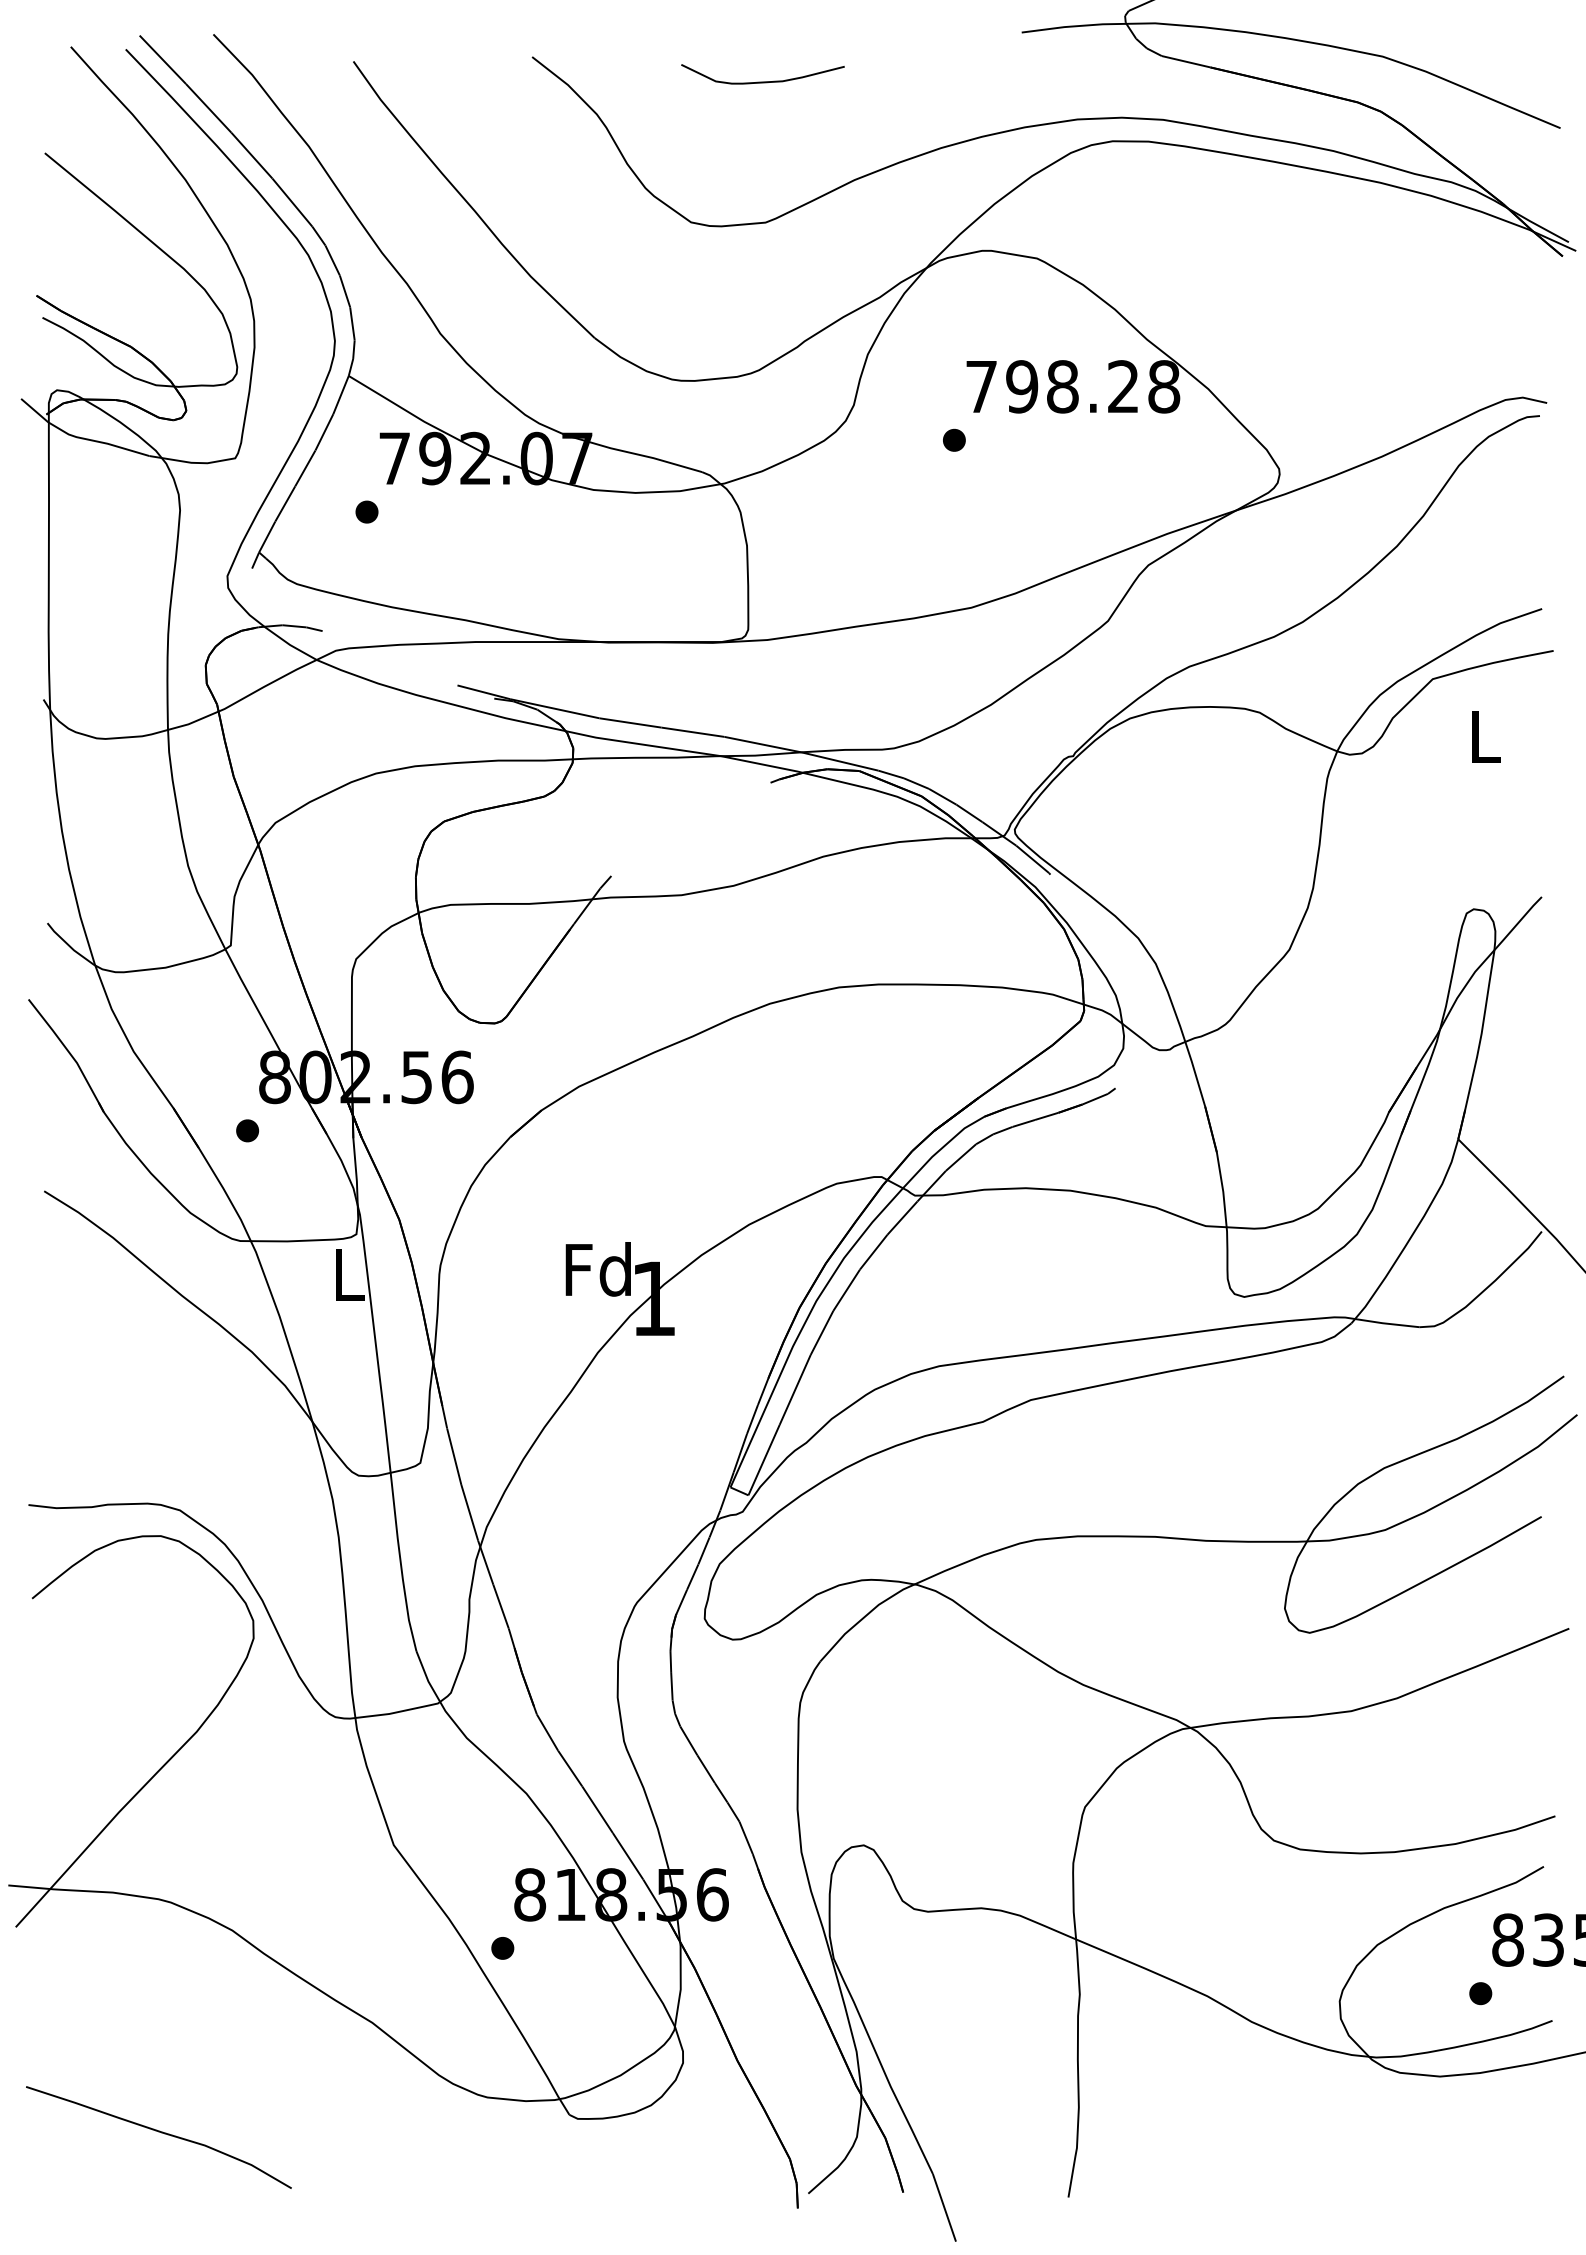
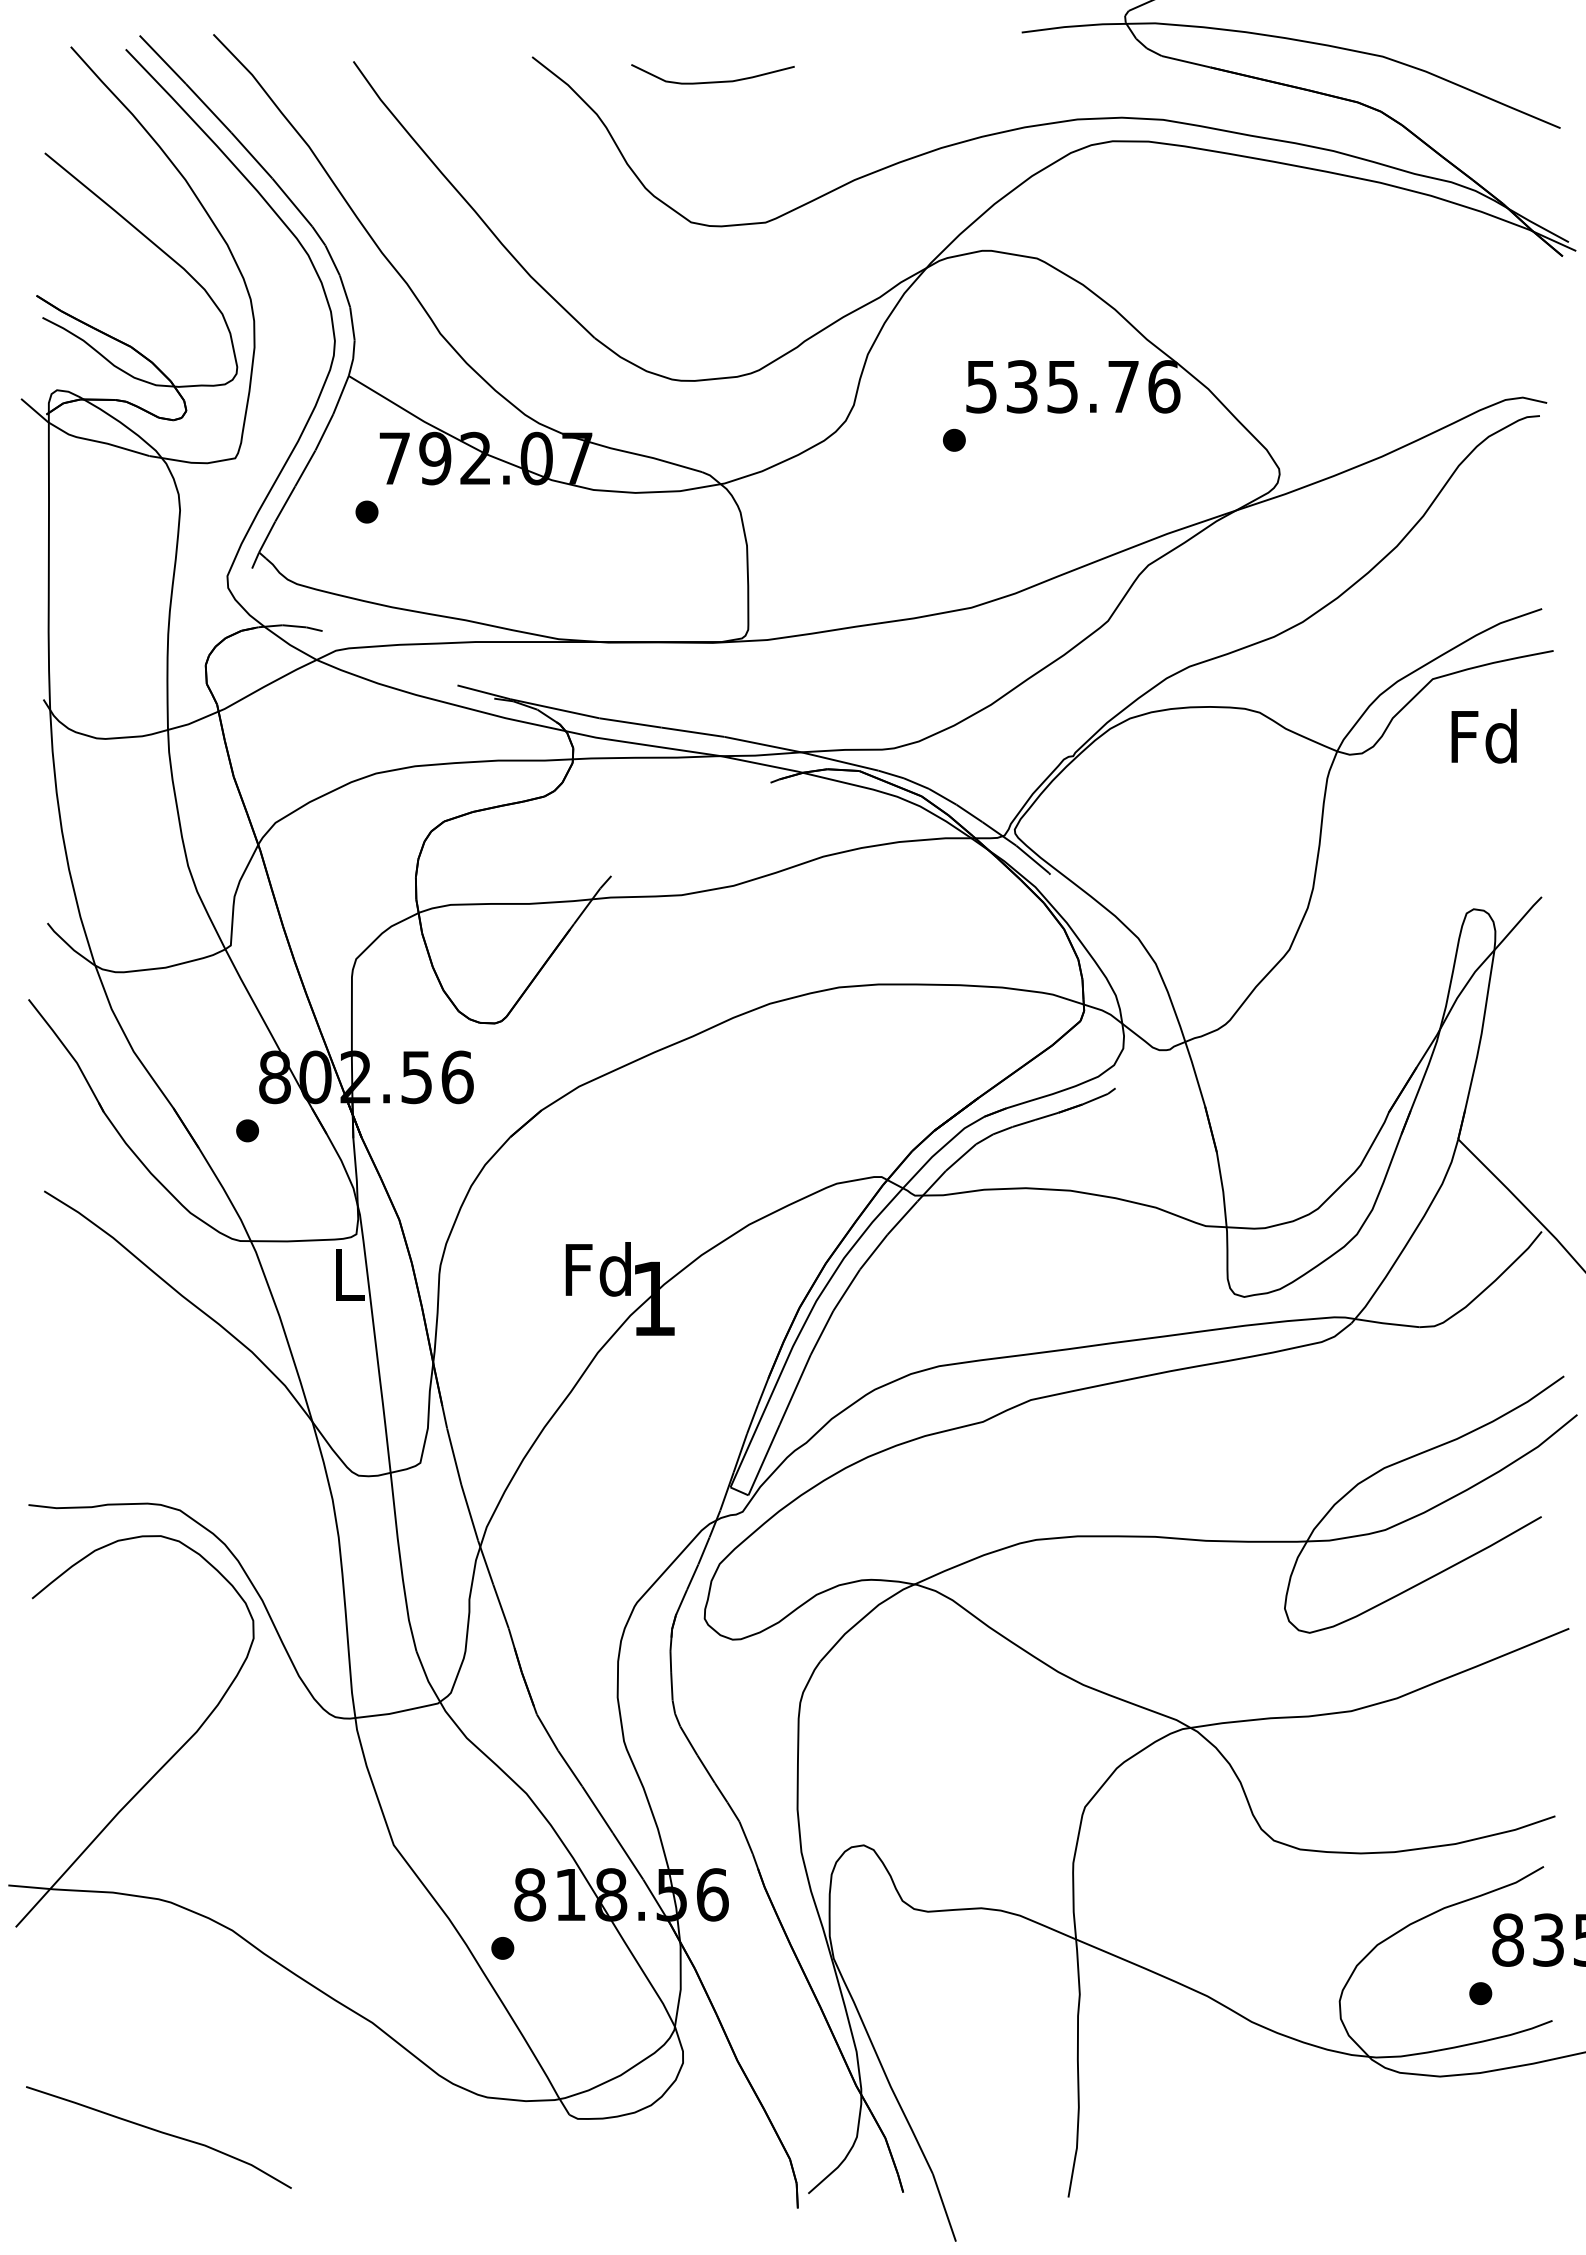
curve position: (762, 81) -> (712, 81) (712, 81)
text: 798.28 -> 535.76 (1073, 386)
text: L -> Fd (1483, 735)
